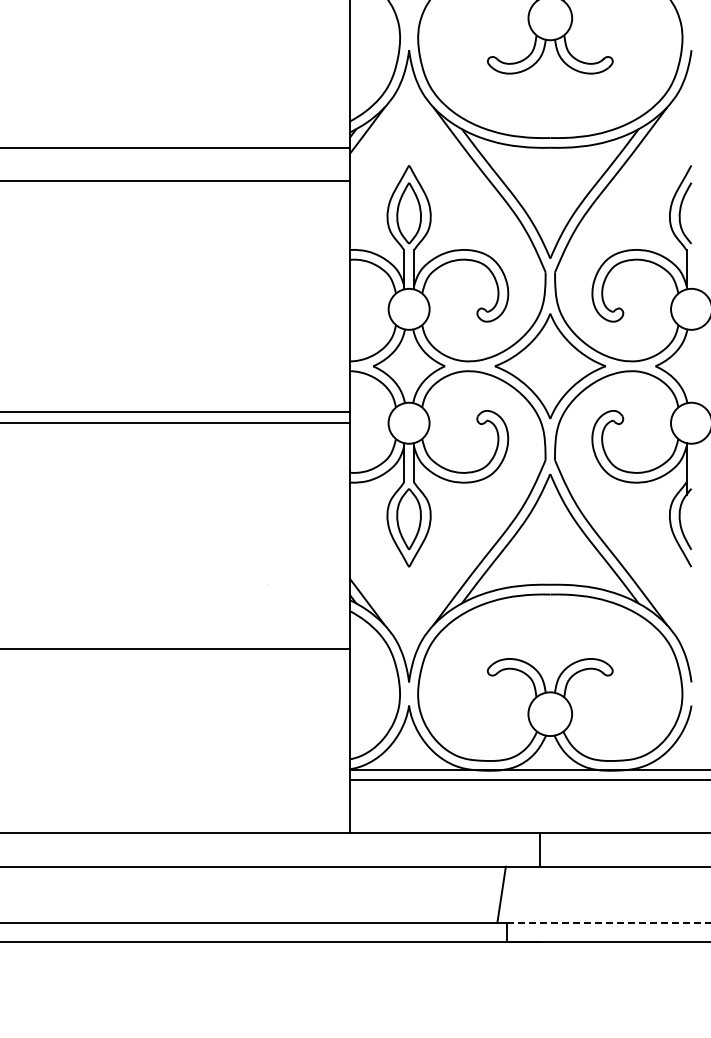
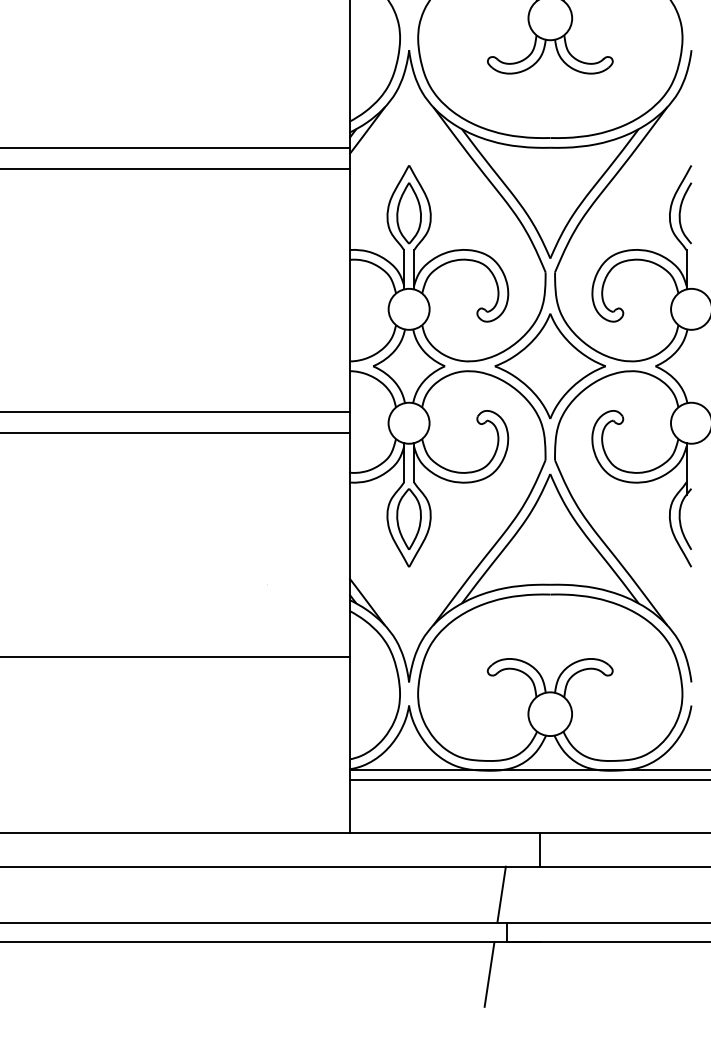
line position: (175, 180) -> (175, 168) (175, 168)
line position: (175, 422) -> (175, 432) (175, 432)
line position: (175, 648) -> (175, 656) (175, 656)
line: dashed -> solid (609, 922)
line: none -> present (489, 974)
